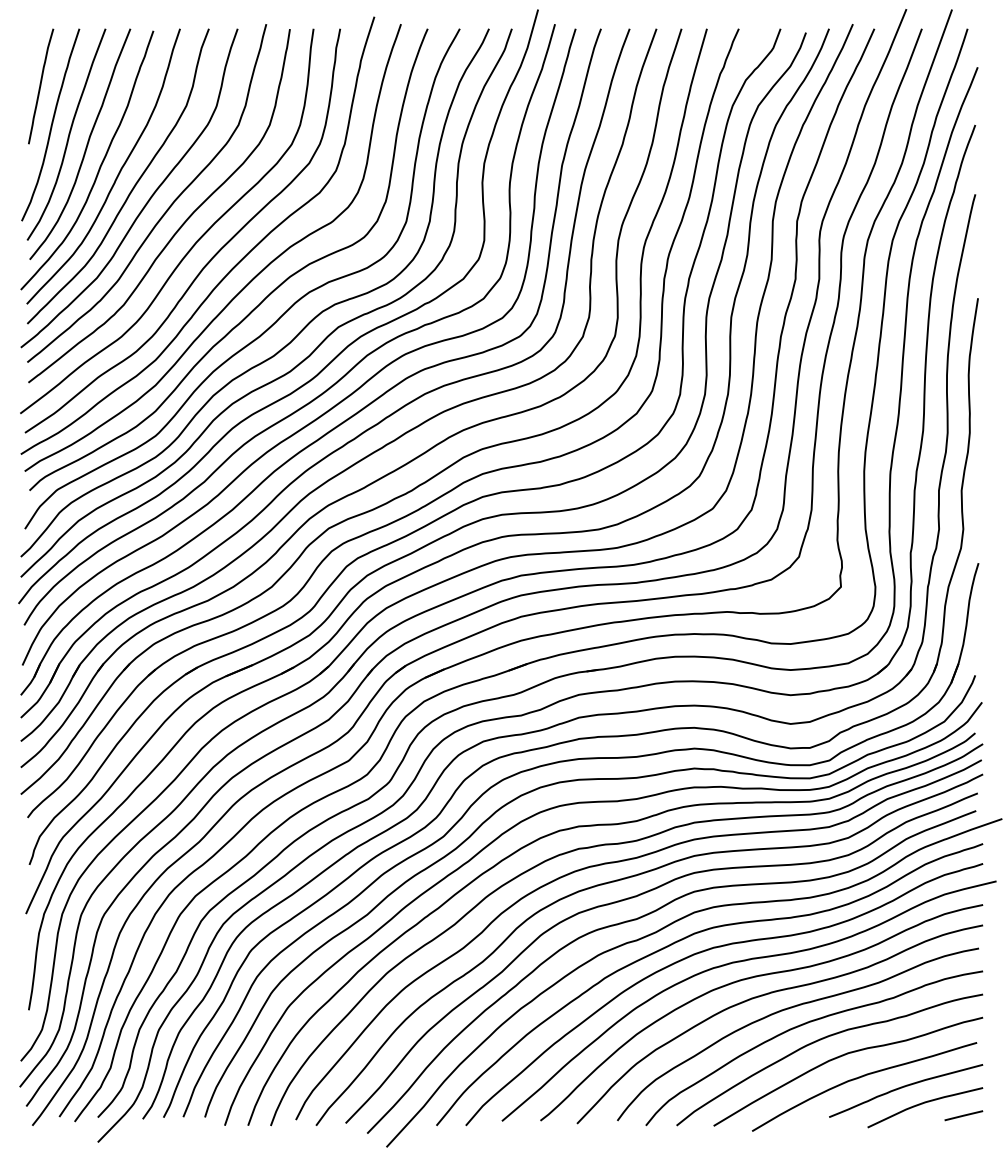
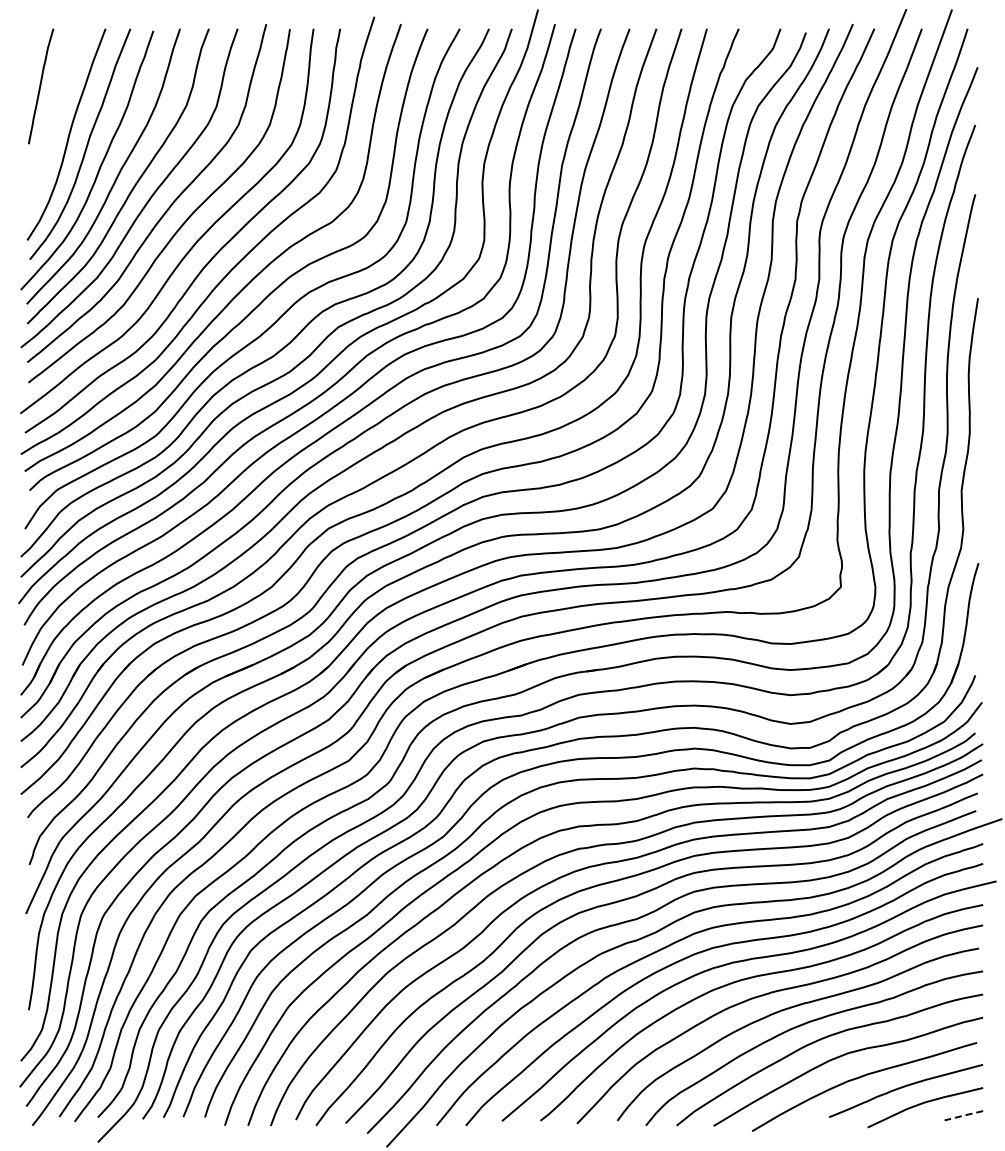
curve: present -> none (51, 124)
line: solid -> dashed (963, 1115)
